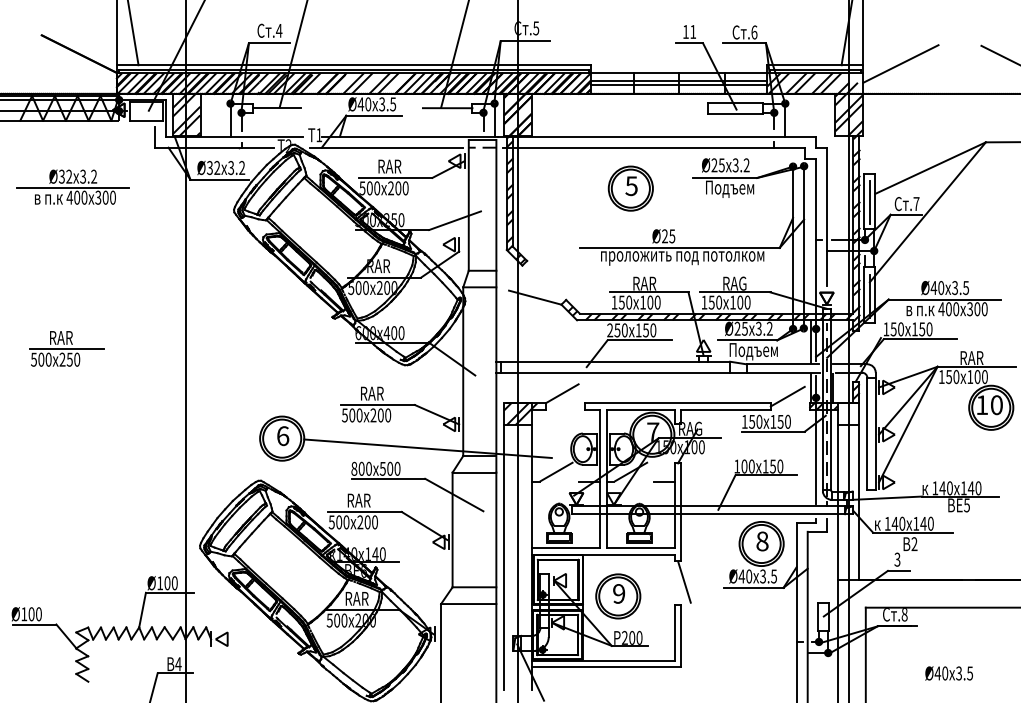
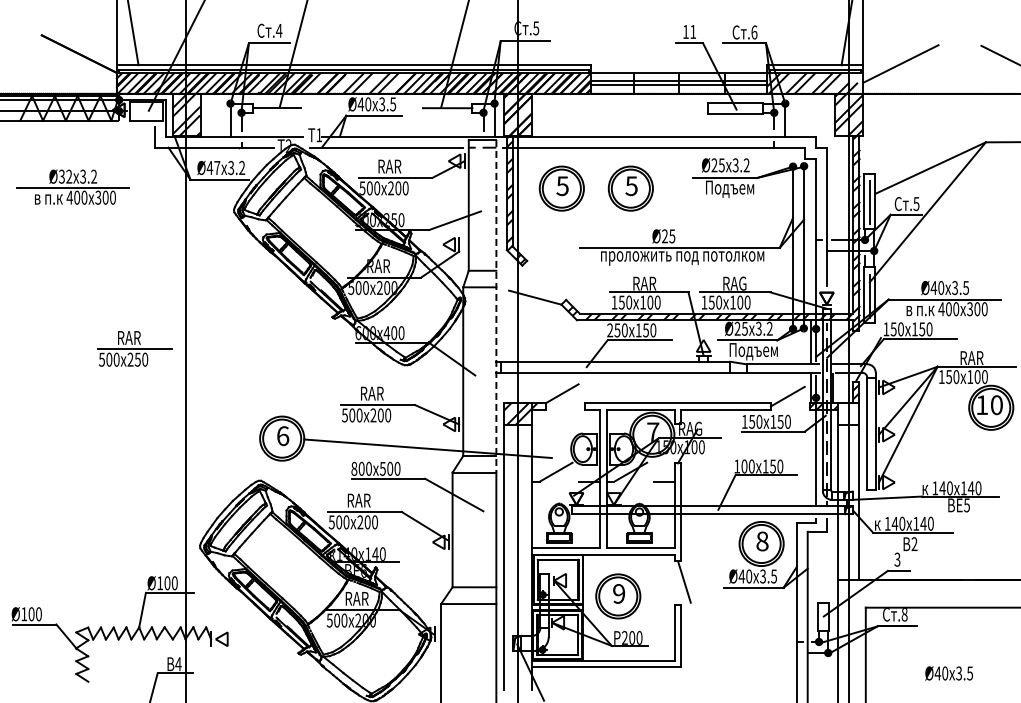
text: Ø32x3.2 -> Ø47x3.2 (213, 167)
part: none -> present (561, 188)
text: .7 -> .5 (916, 204)
line: solid -> dashed (496, 306)
part position: (66, 348) -> (134, 348) (134, 348)
